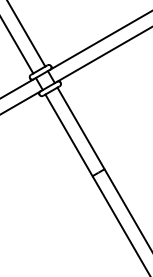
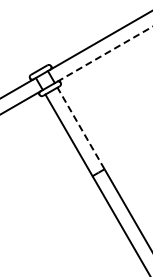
line: present -> none (26, 34)
line: present -> none (17, 46)
line: solid -> dashed (105, 53)
line: solid -> dashed (80, 128)
